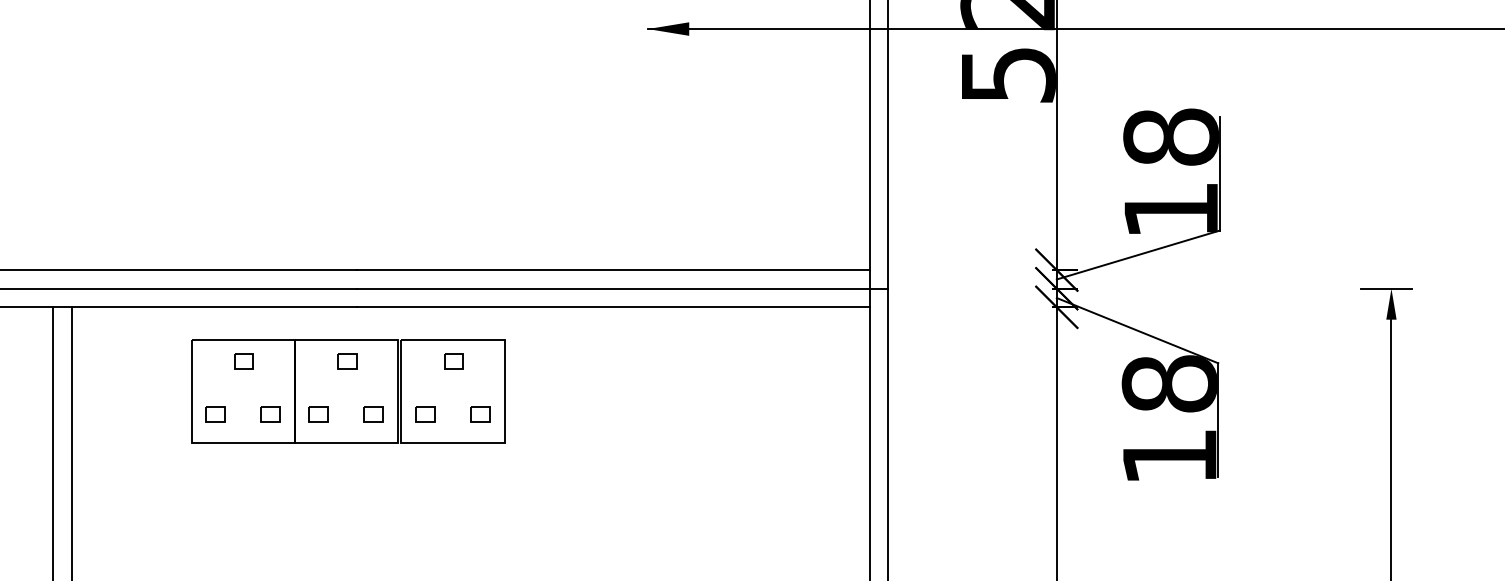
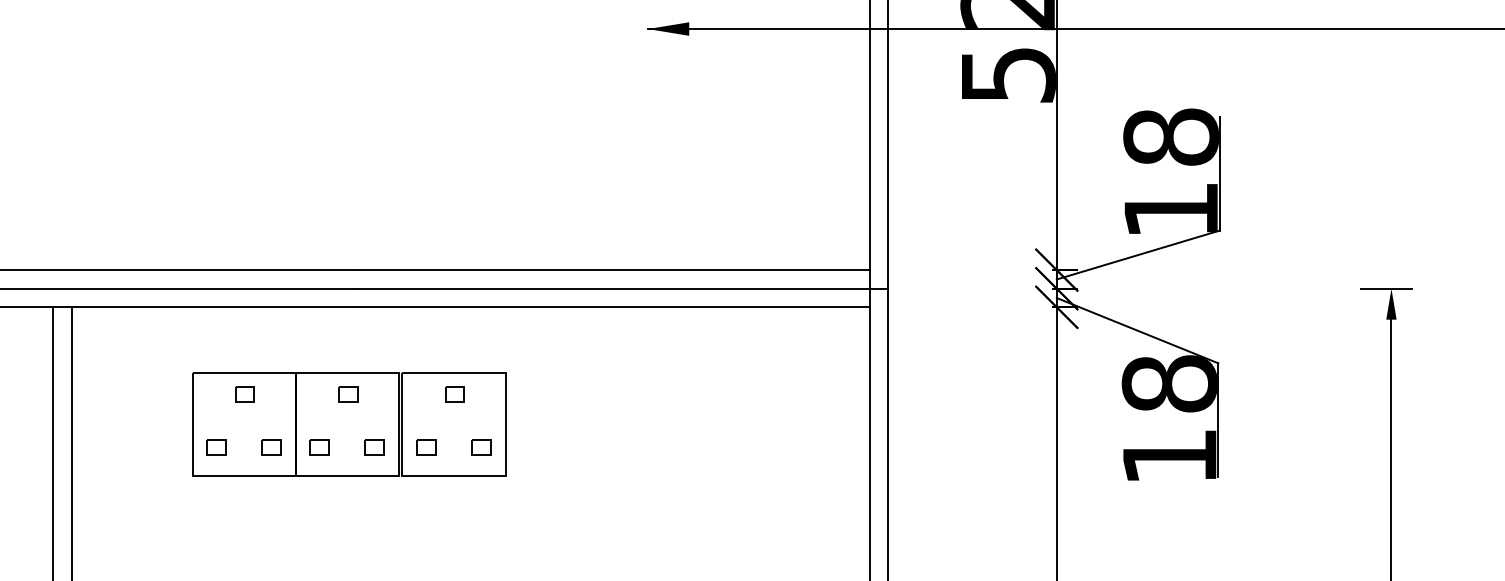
part position: (348, 391) -> (349, 424) (349, 424)
